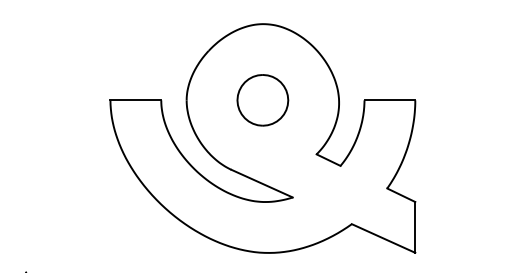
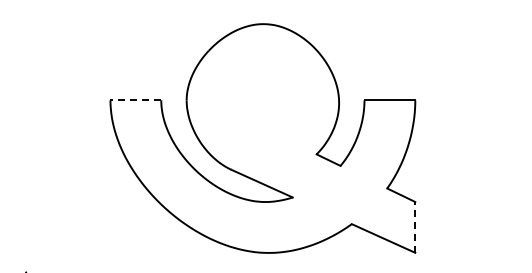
line: solid -> dashed (135, 100)
part: present -> none (262, 100)
line: solid -> dashed (415, 226)
